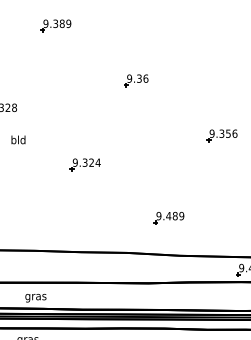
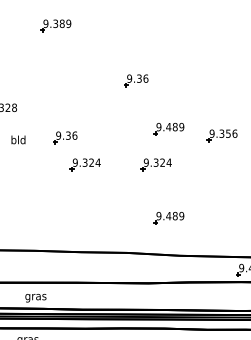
part: none -> present (168, 129)
part: none -> present (65, 137)
part: none -> present (155, 164)
